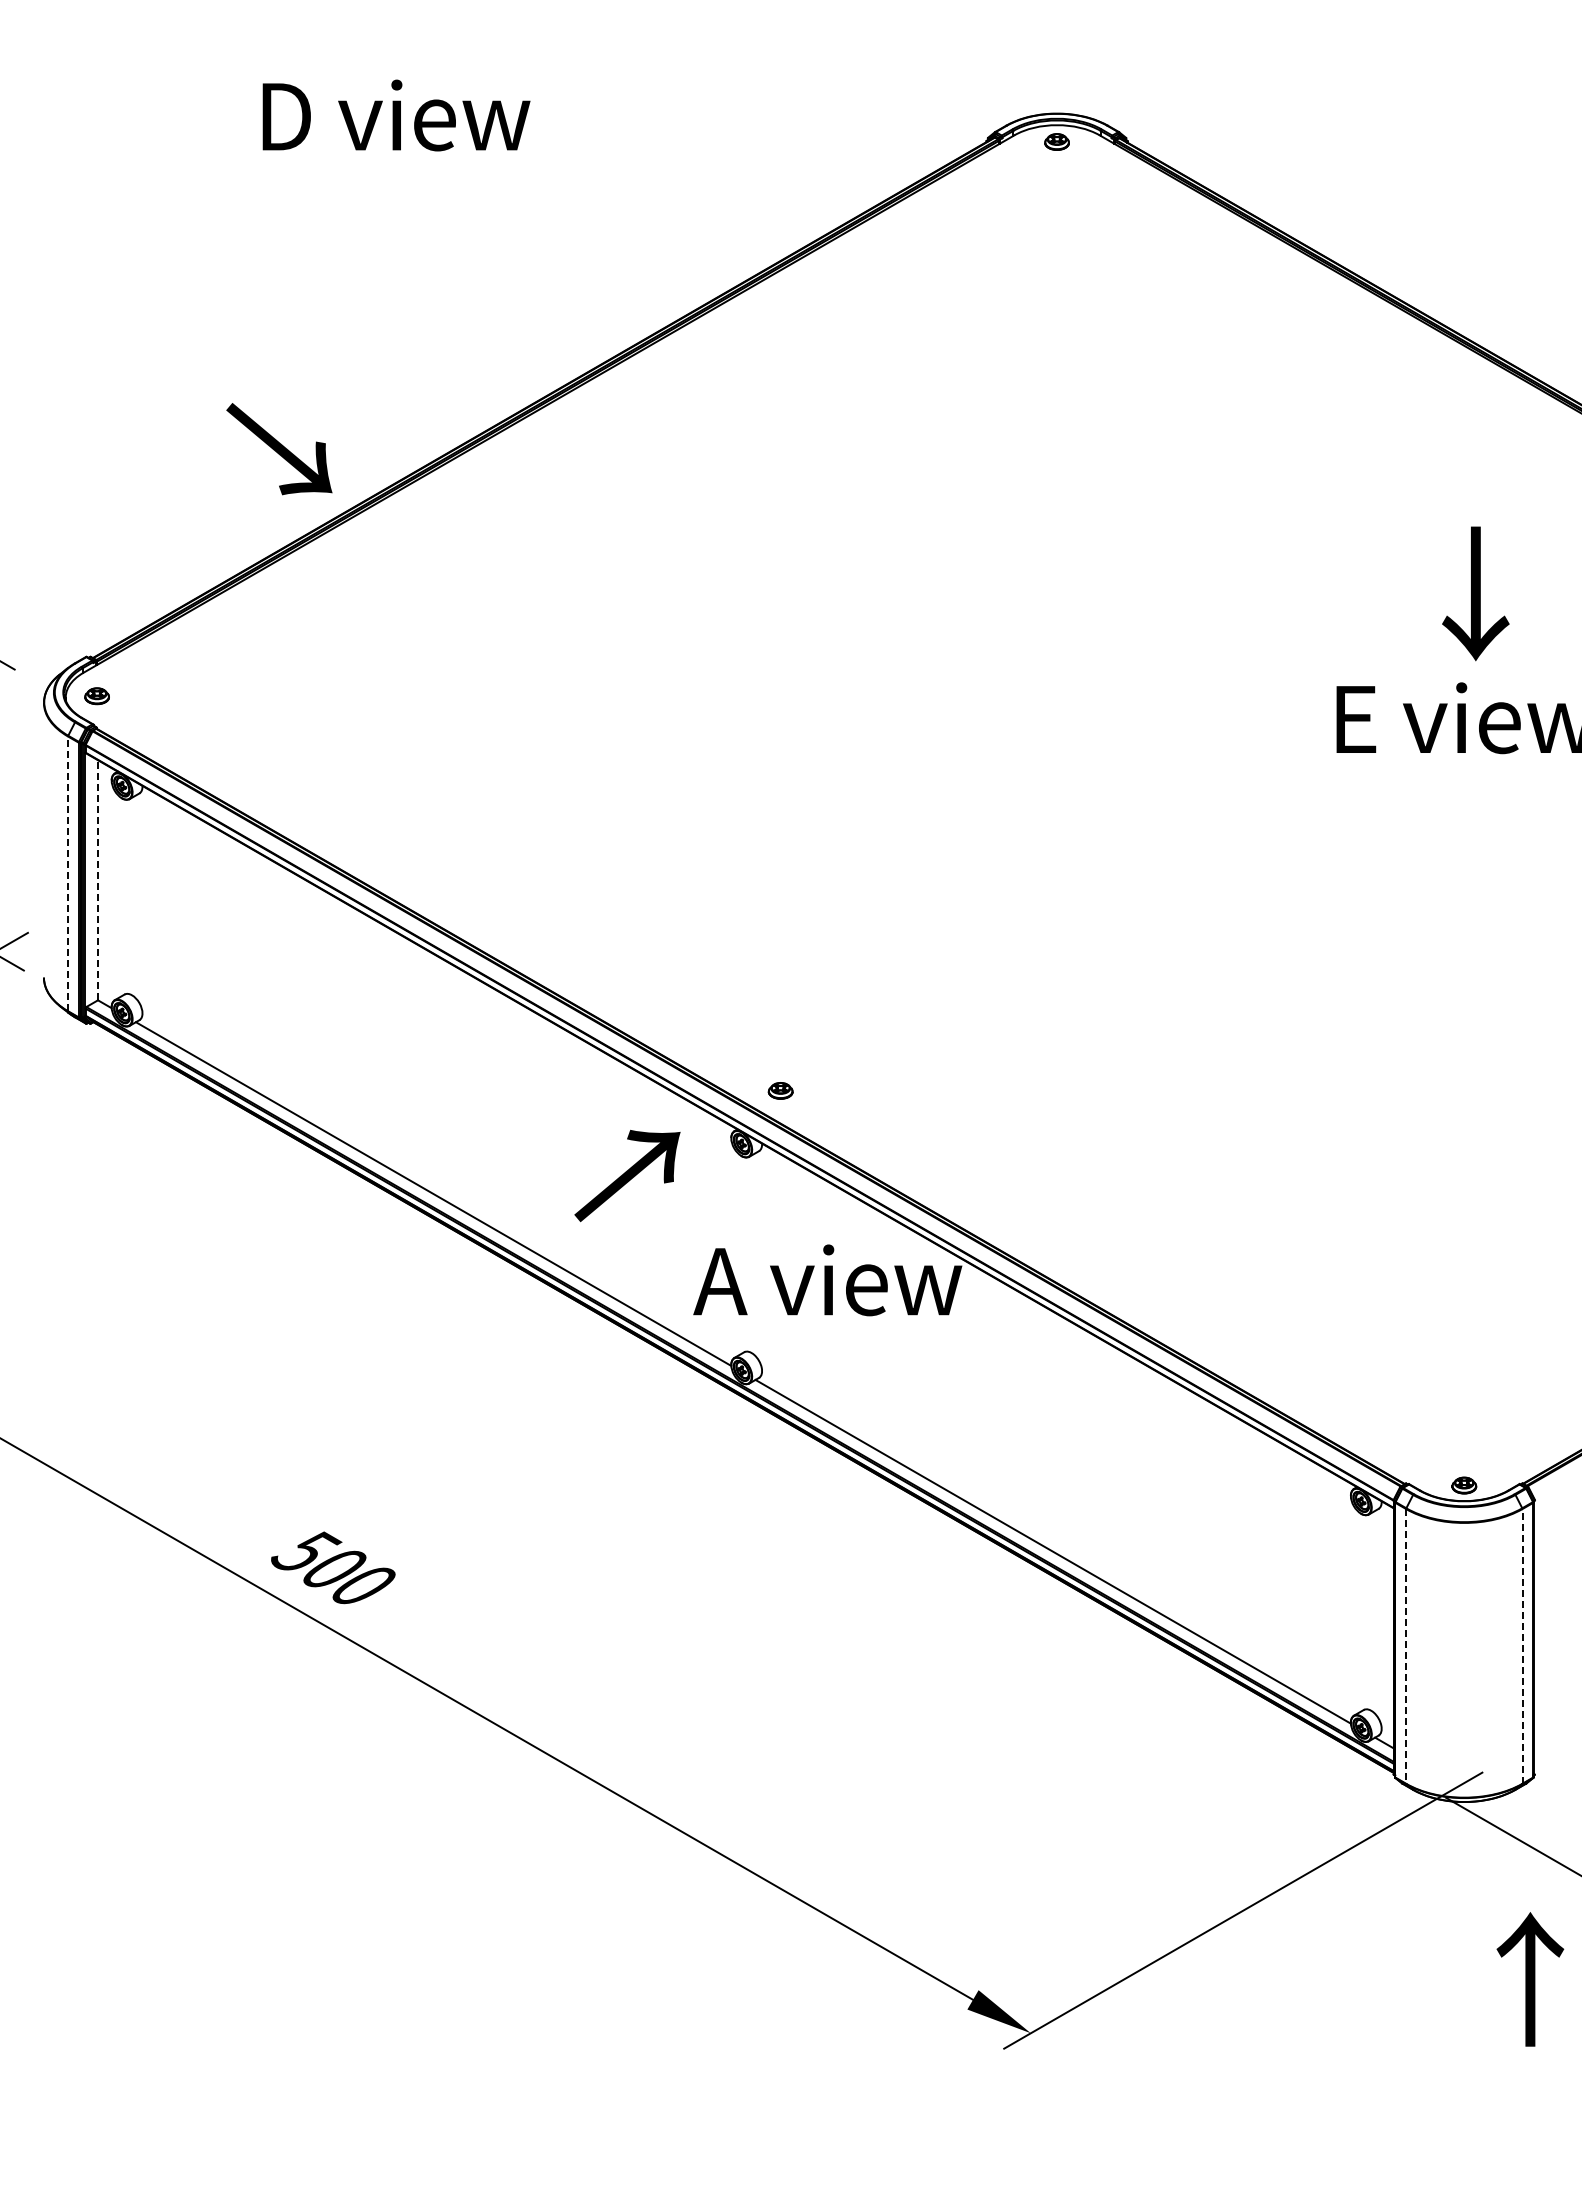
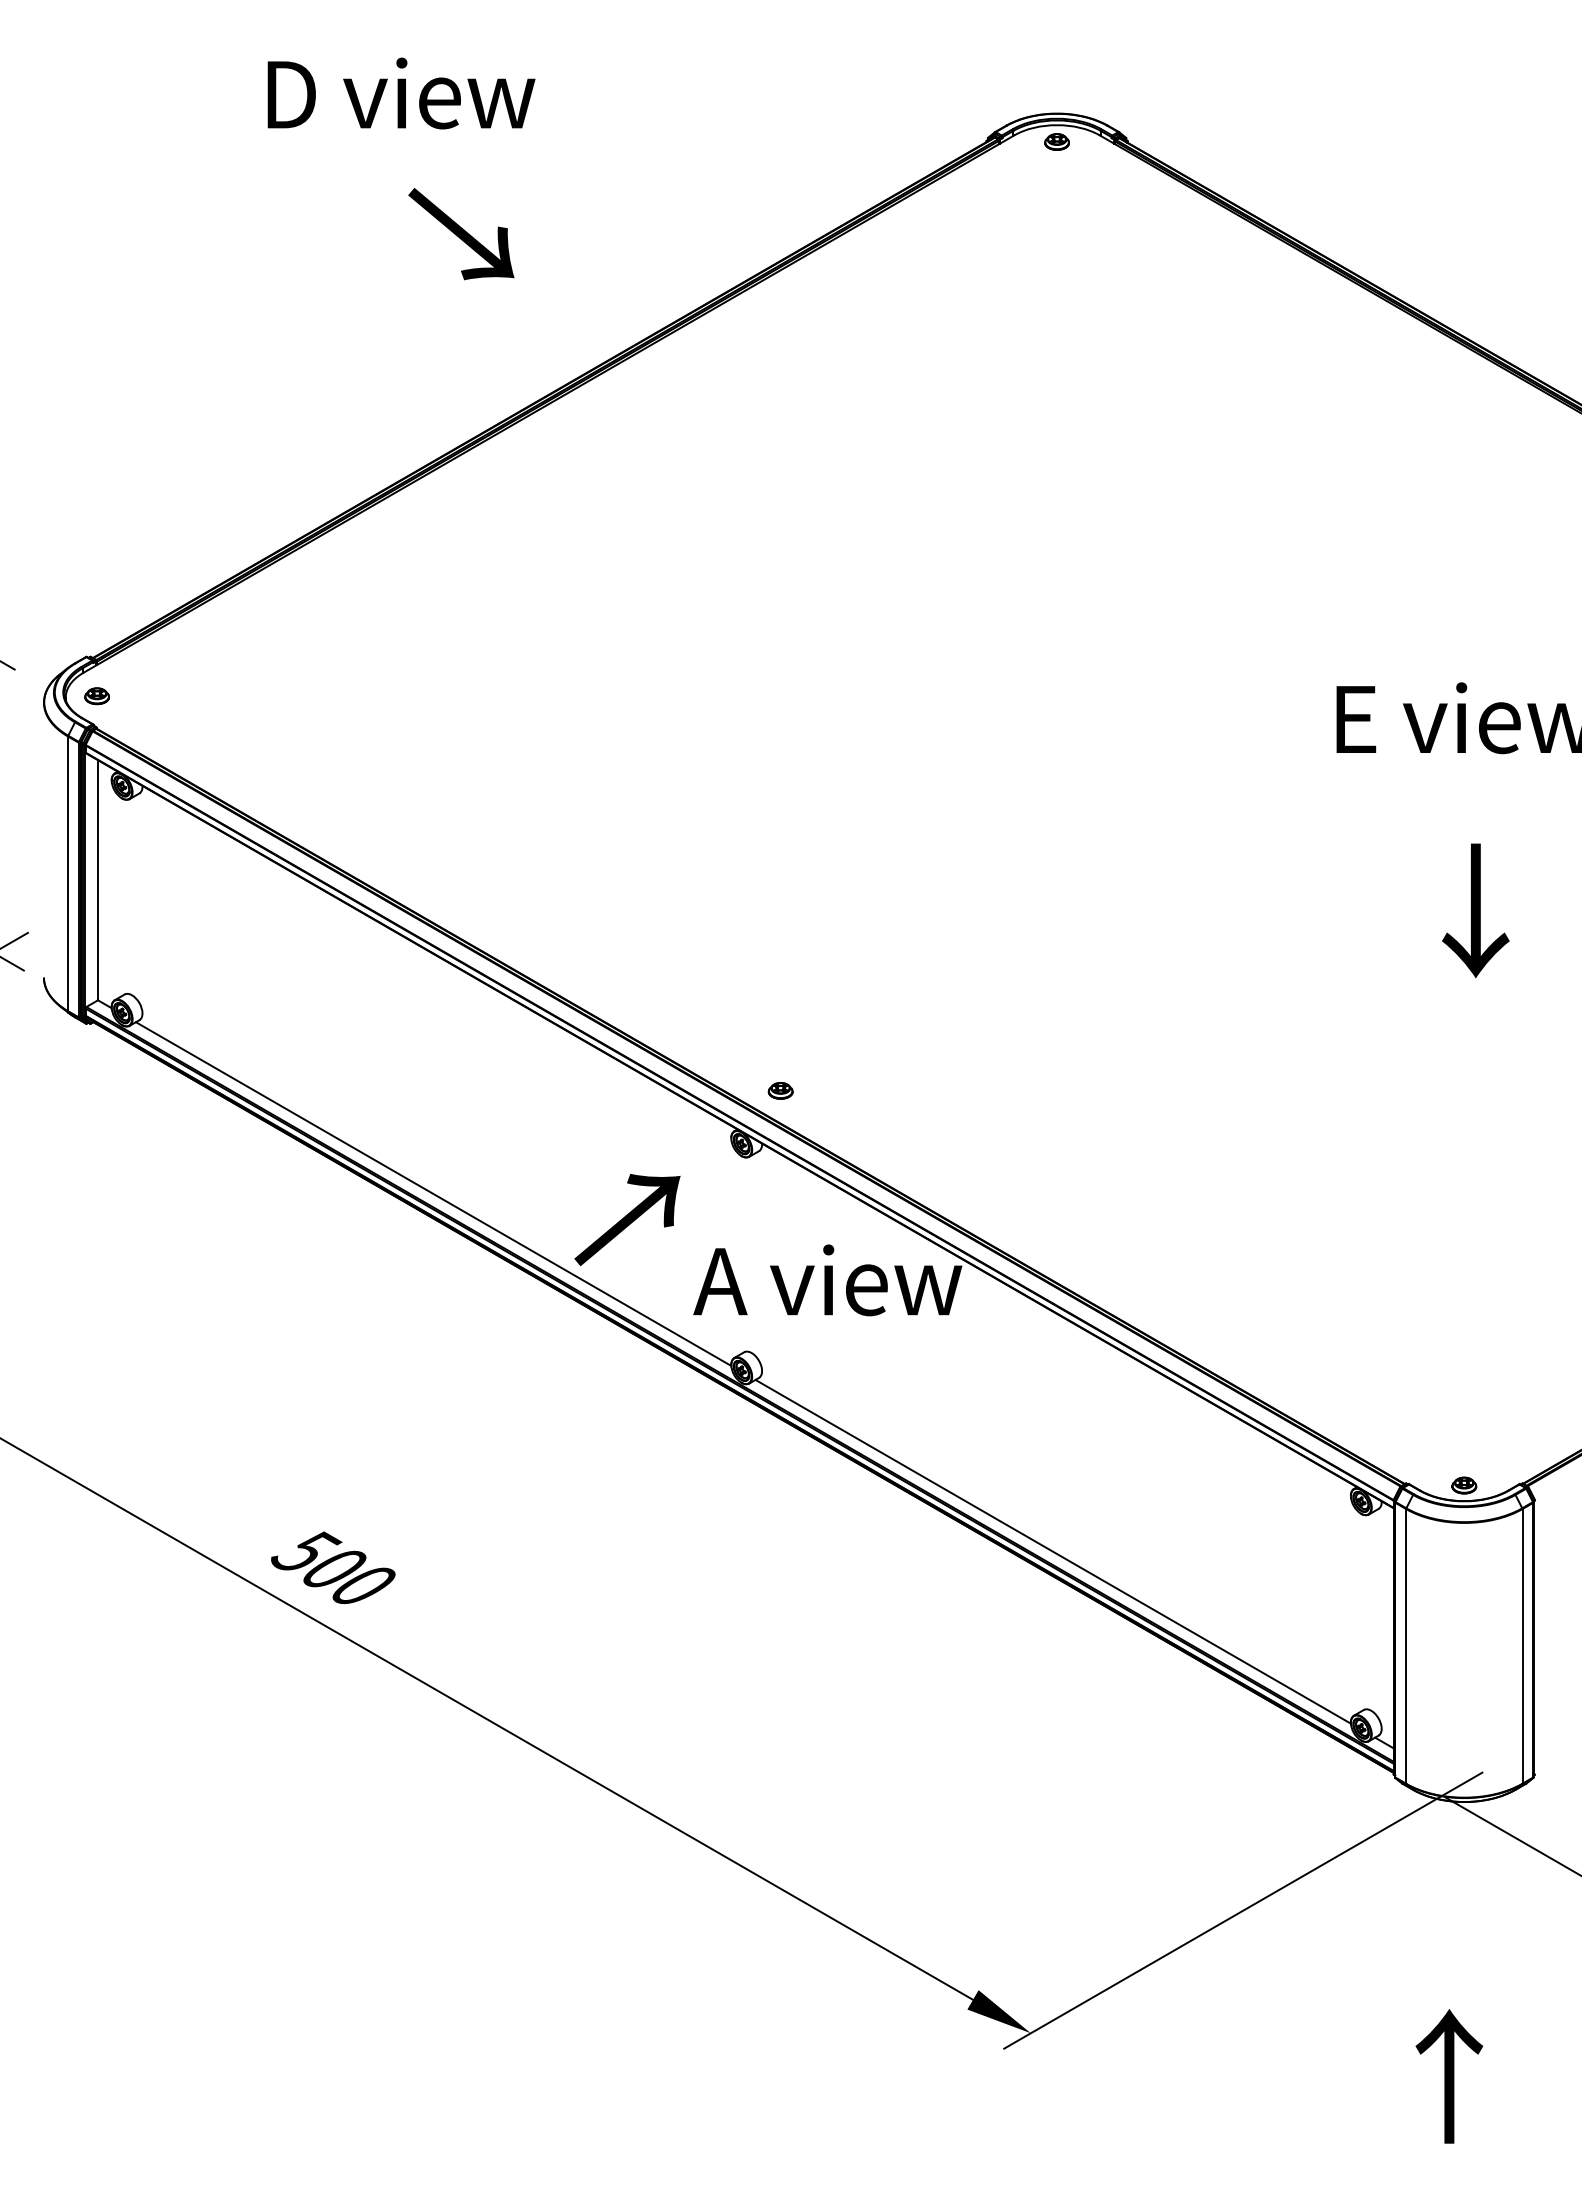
text position: (396, 115) -> (401, 93) (401, 93)
text position: (279, 449) -> (461, 234) (461, 234)
text position: (1475, 593) -> (1475, 910) (1475, 910)
line: dashed -> solid (68, 873)
line: dashed -> solid (97, 879)
text position: (627, 1176) -> (627, 1220) (627, 1220)
line: dashed -> solid (1522, 1645)
line: dashed -> solid (1406, 1646)
text position: (1530, 1979) -> (1449, 2076) (1449, 2076)
